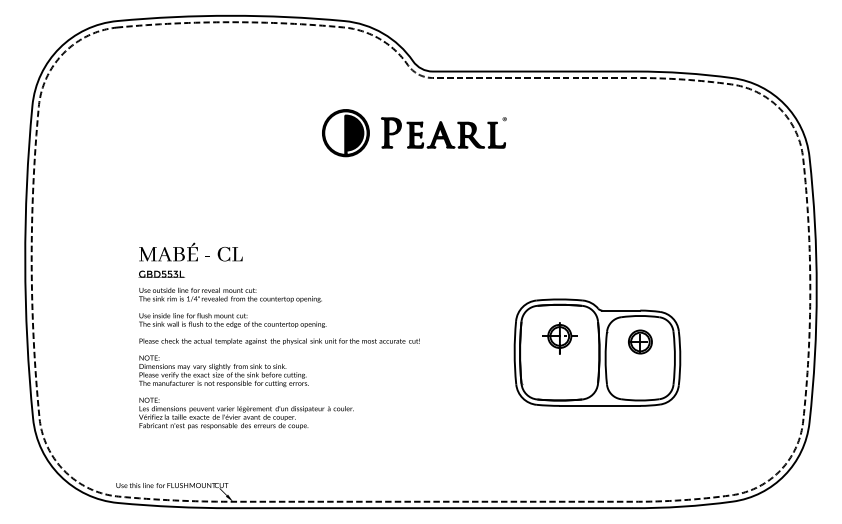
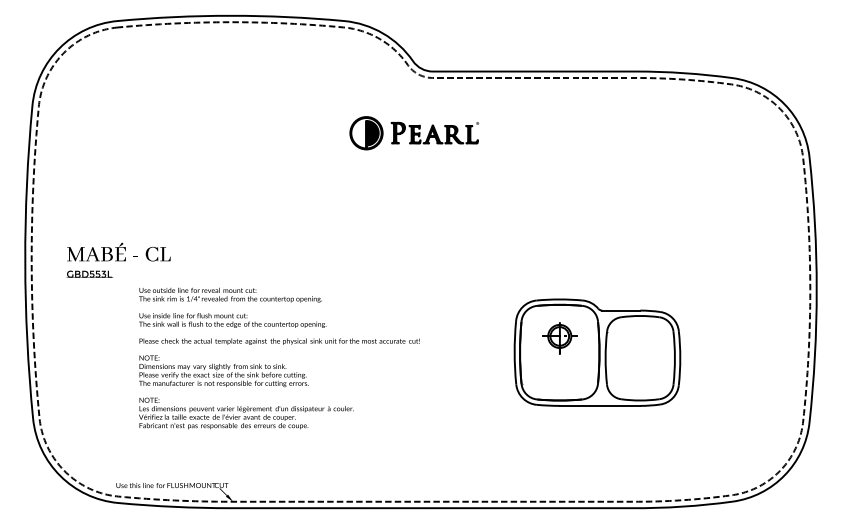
part size: 185x49 px -> 131x35 px (414, 133)
text position: (190, 259) -> (118, 259) (118, 259)
part: present -> none (640, 341)
